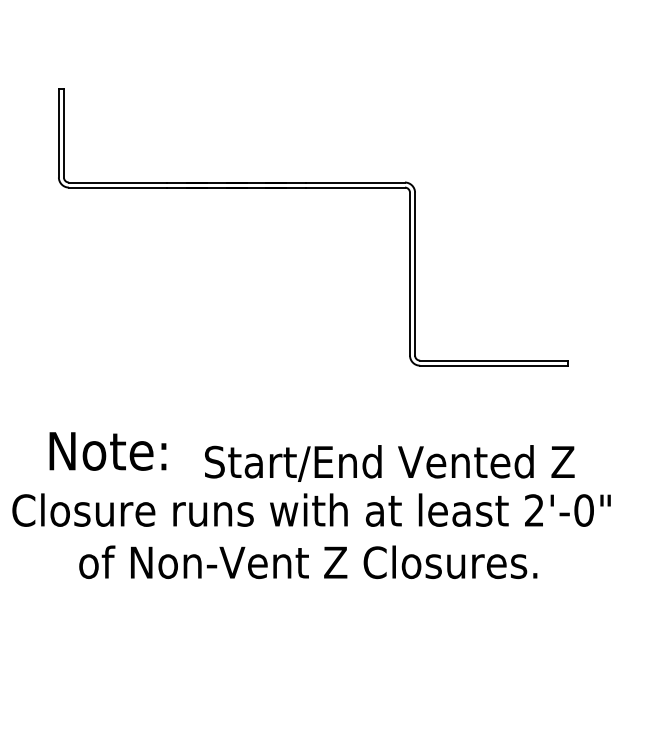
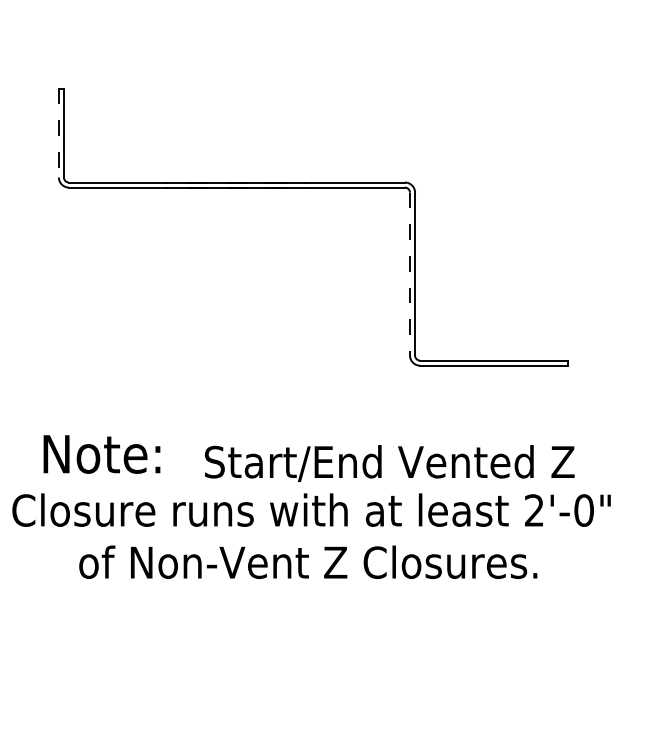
line: solid -> dashed (58, 133)
line: solid -> dashed (410, 274)
text position: (107, 451) -> (101, 454) (101, 454)
